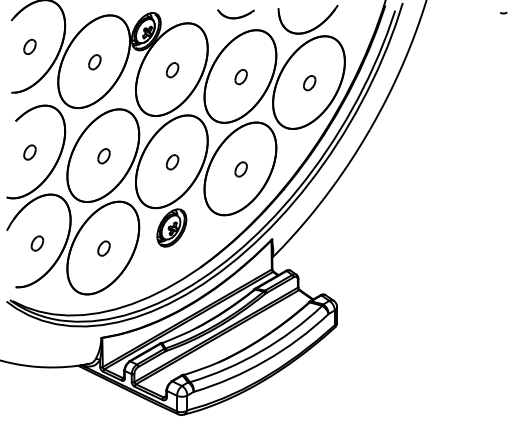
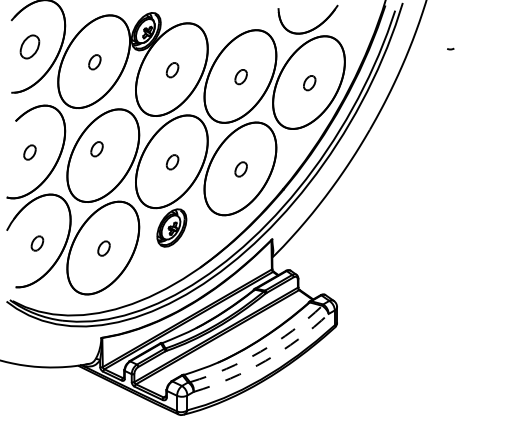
arc position: (503, 12) -> (450, 48) (450, 48)
part: present -> none (235, 14)
part size: 14x16 px -> 22x26 px (29, 46)
part position: (103, 156) -> (96, 149) (96, 149)
arc: solid -> dashed (260, 351)
arc: solid -> dashed (265, 360)
